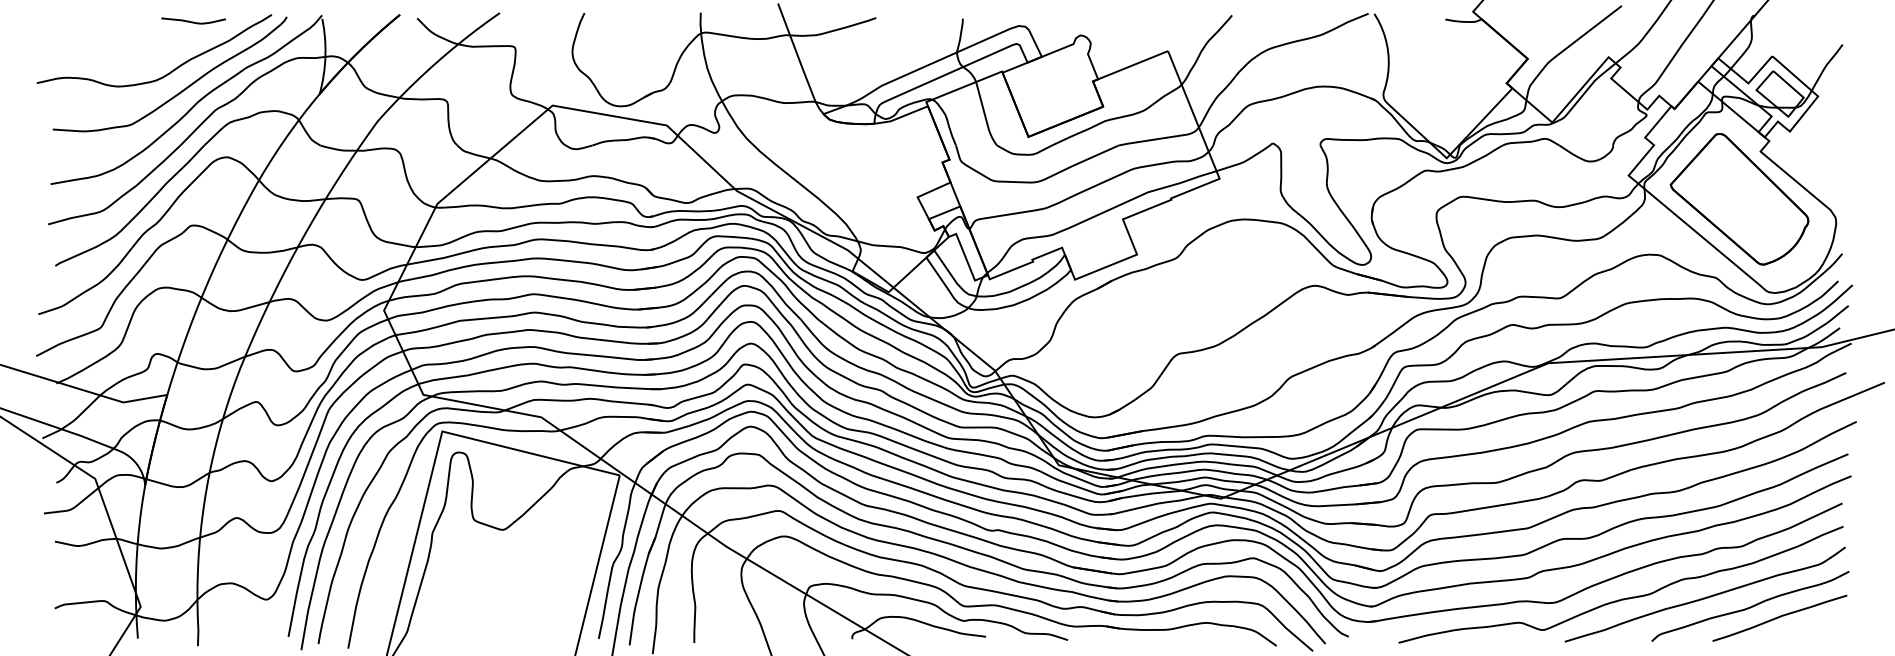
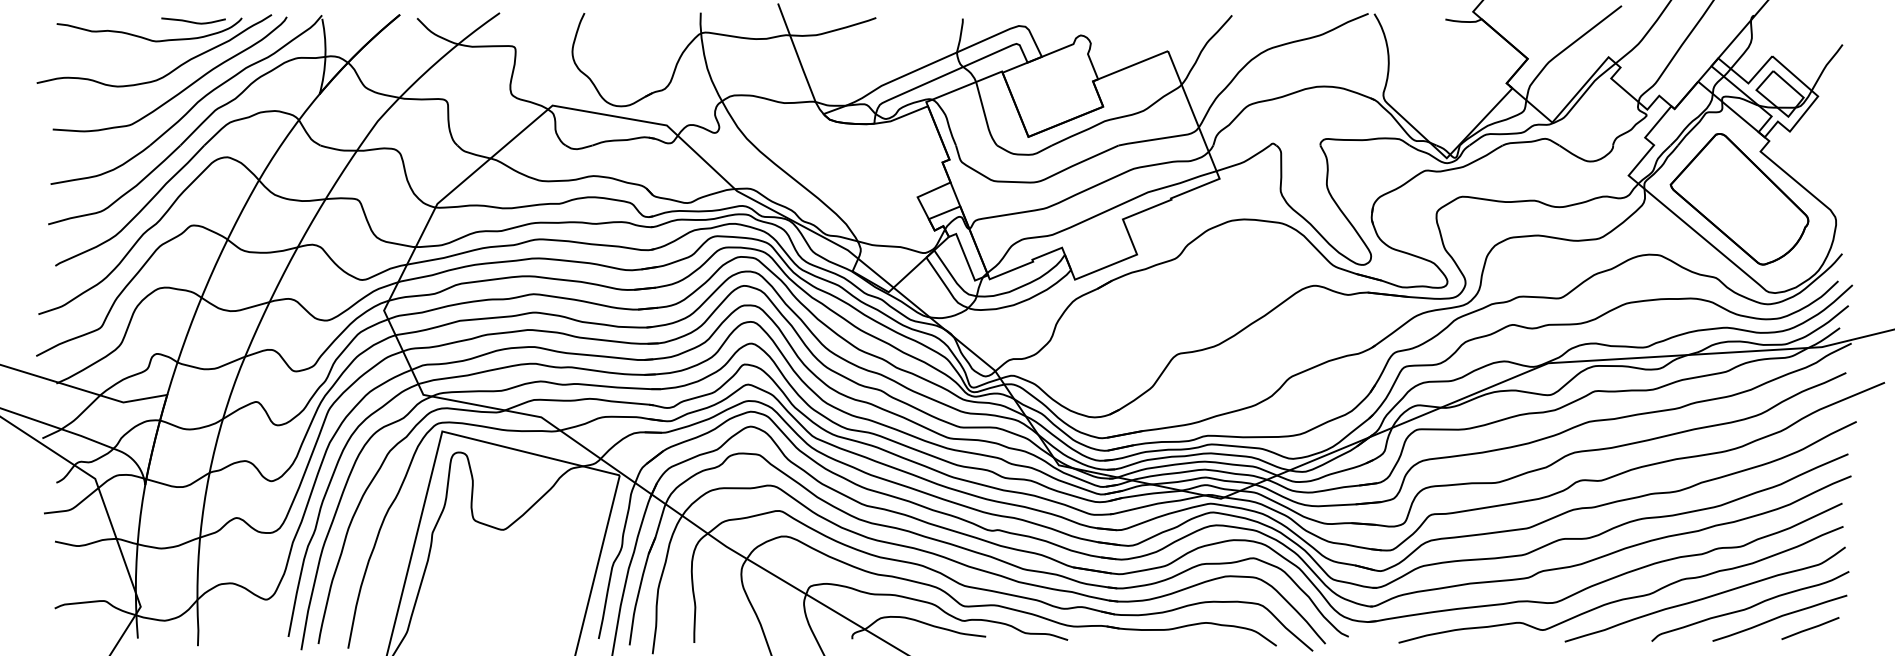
curve: none -> present (145, 37)
line: none -> present (1810, 628)
